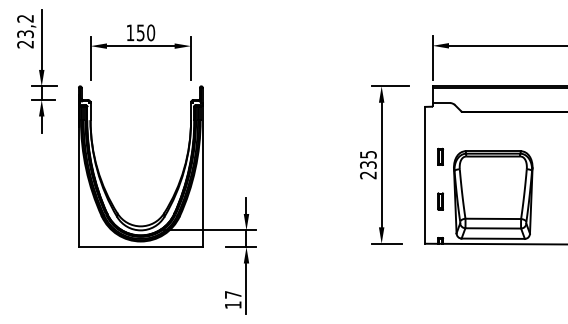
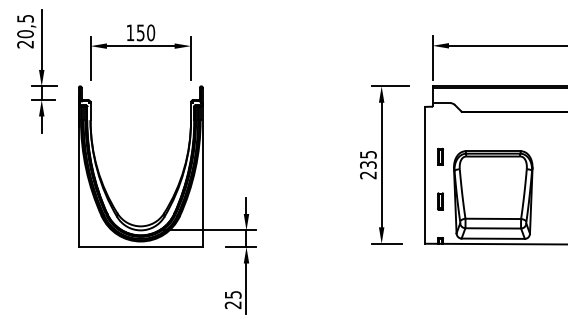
text: 23,2 -> 20,5 (25, 26)
text: 17 -> 25 (232, 300)
